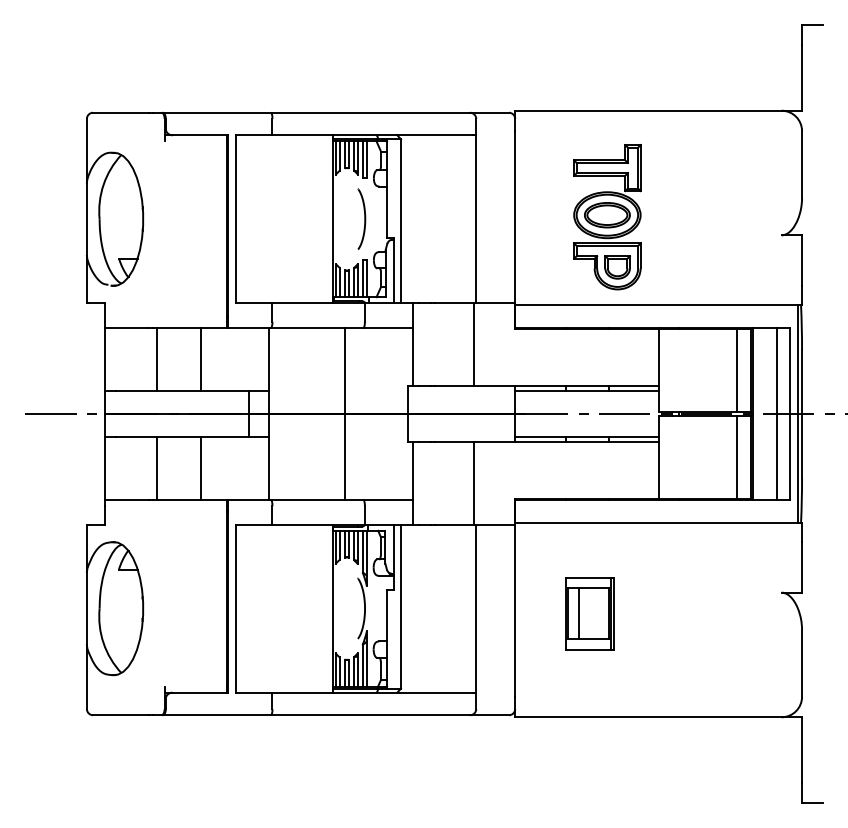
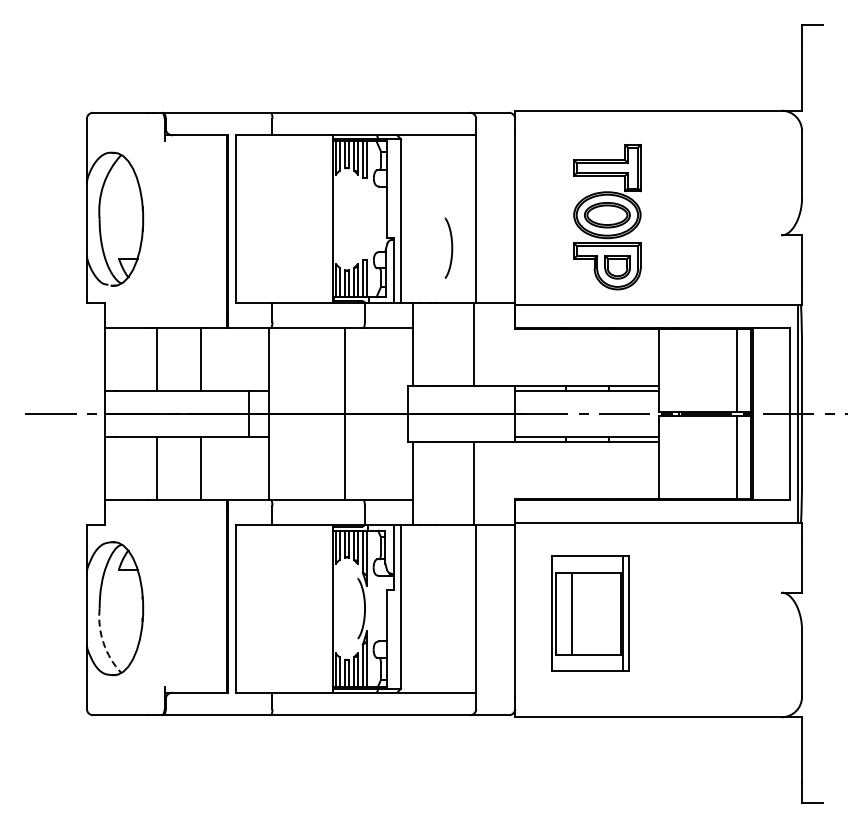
curve position: (364, 218) -> (451, 247) (451, 247)
line: present -> none (777, 413)
part size: 50x74 px -> 79x117 px (590, 613)
arc: solid -> dashed (103, 643)
